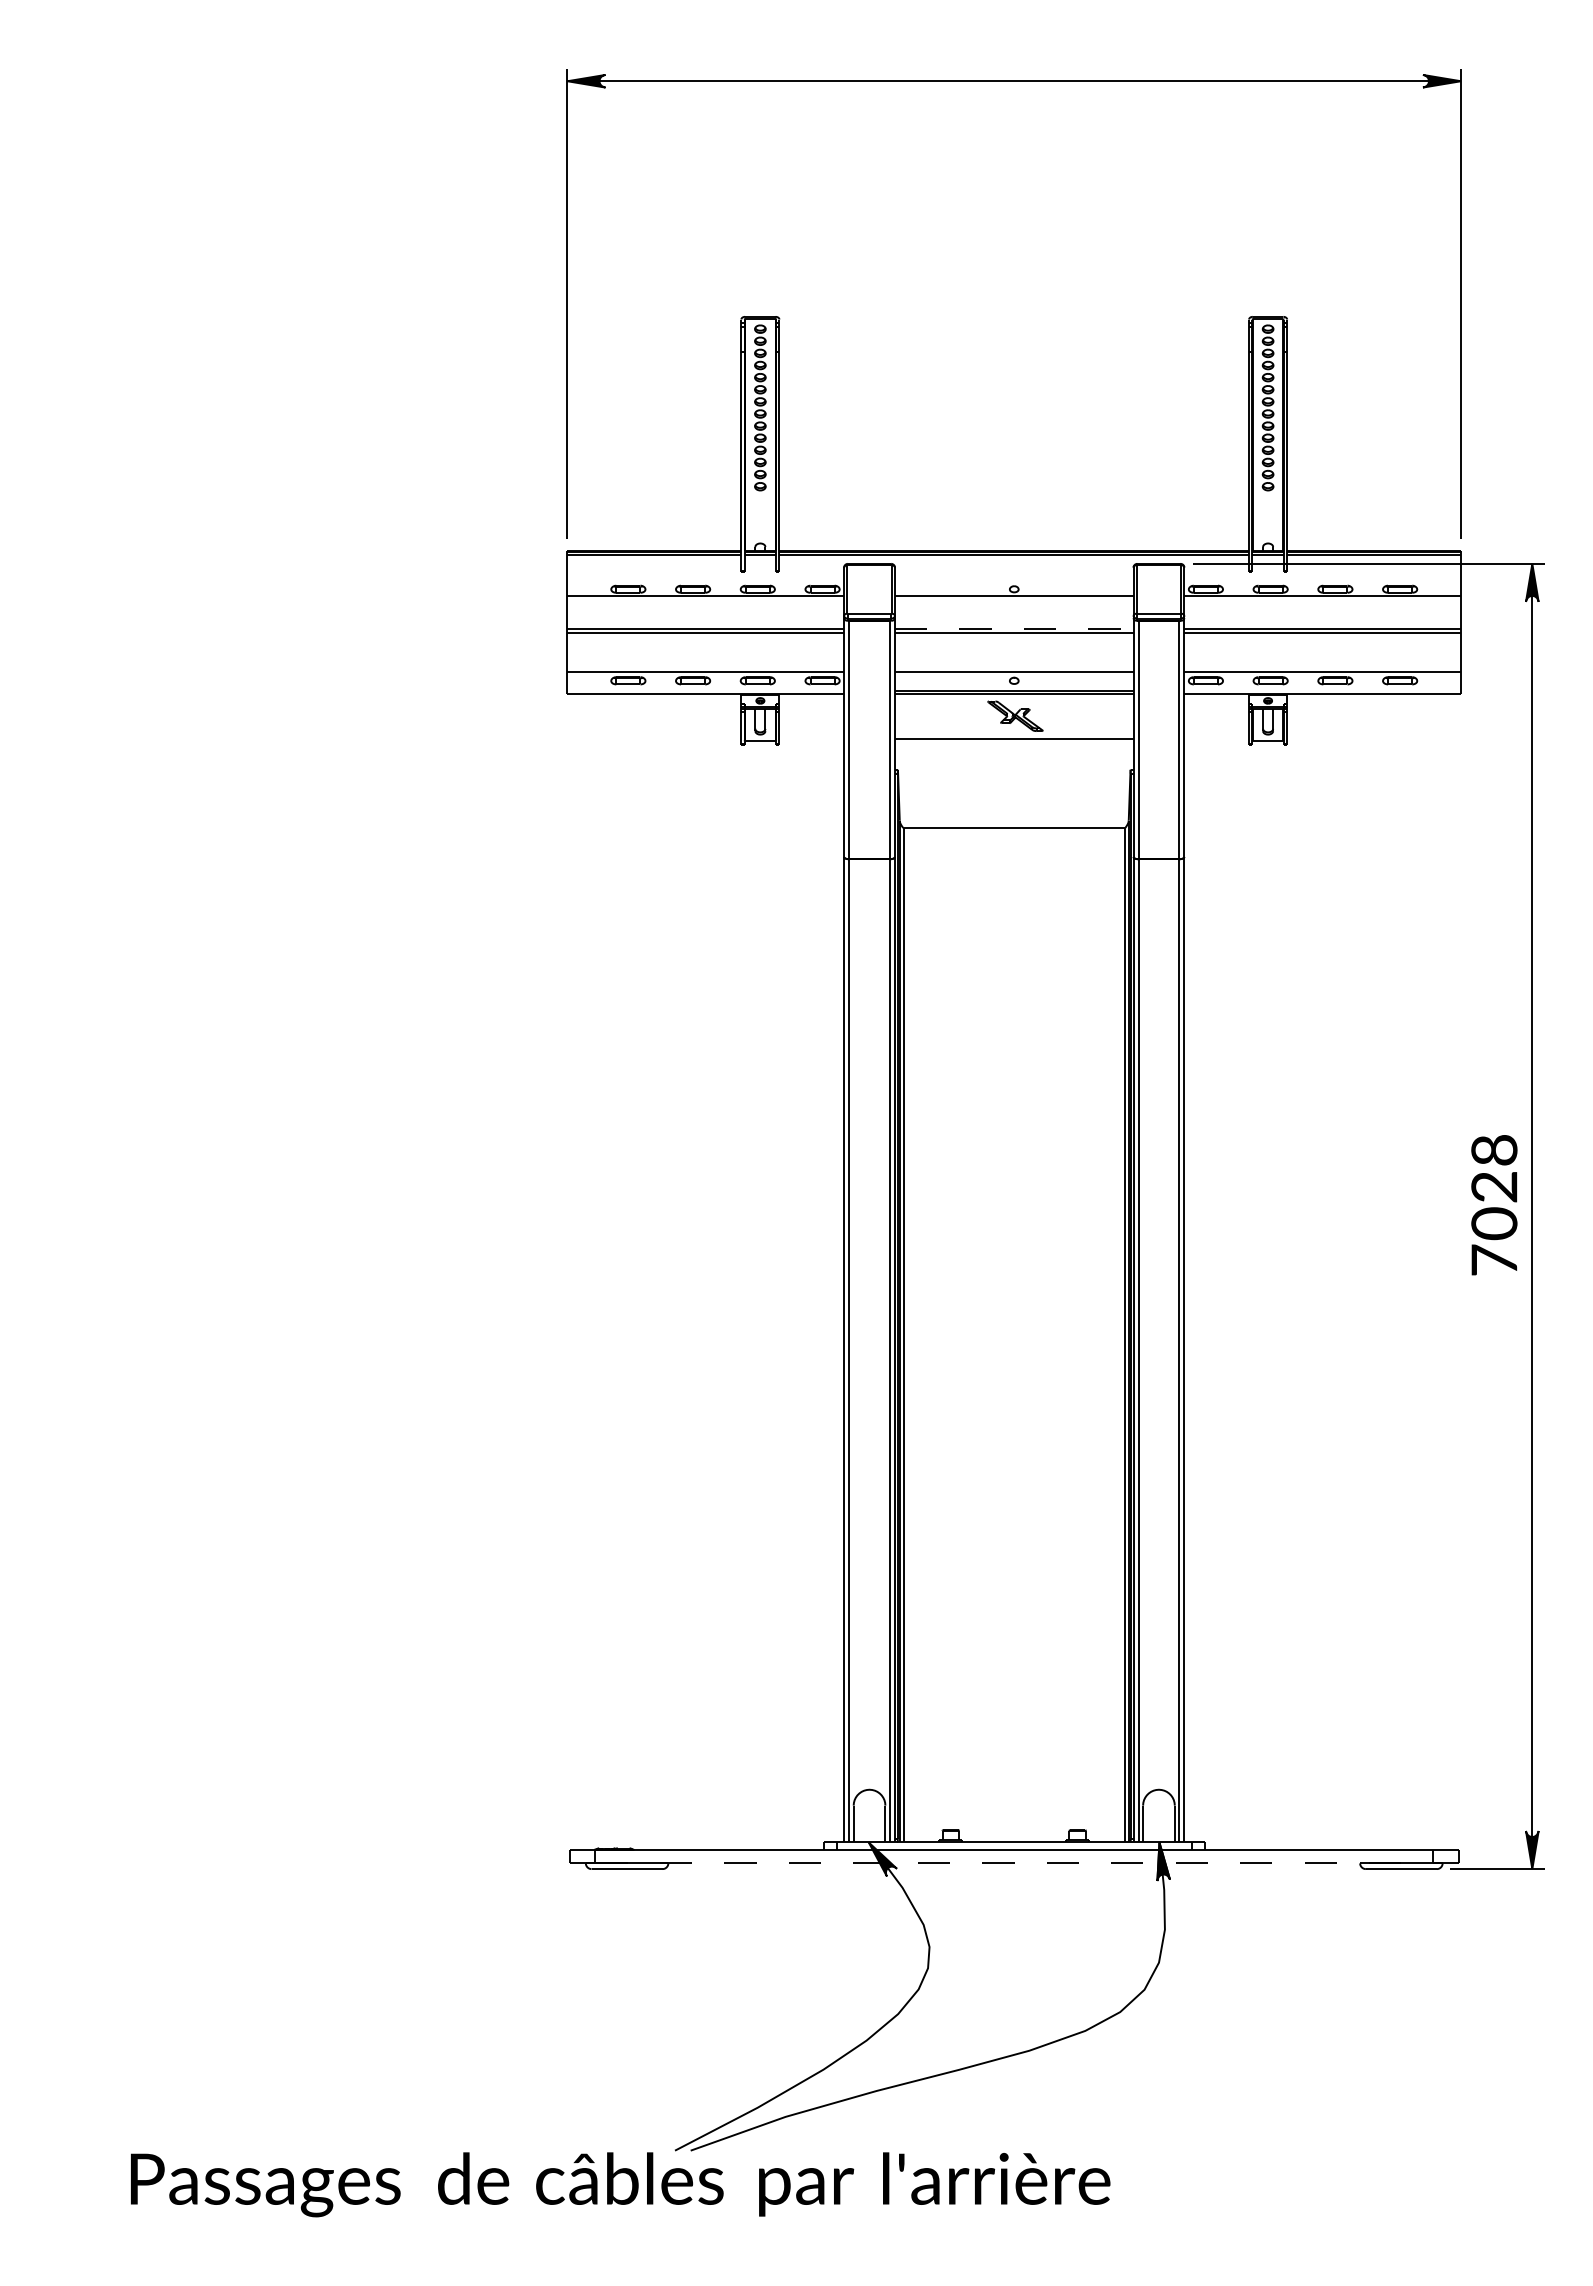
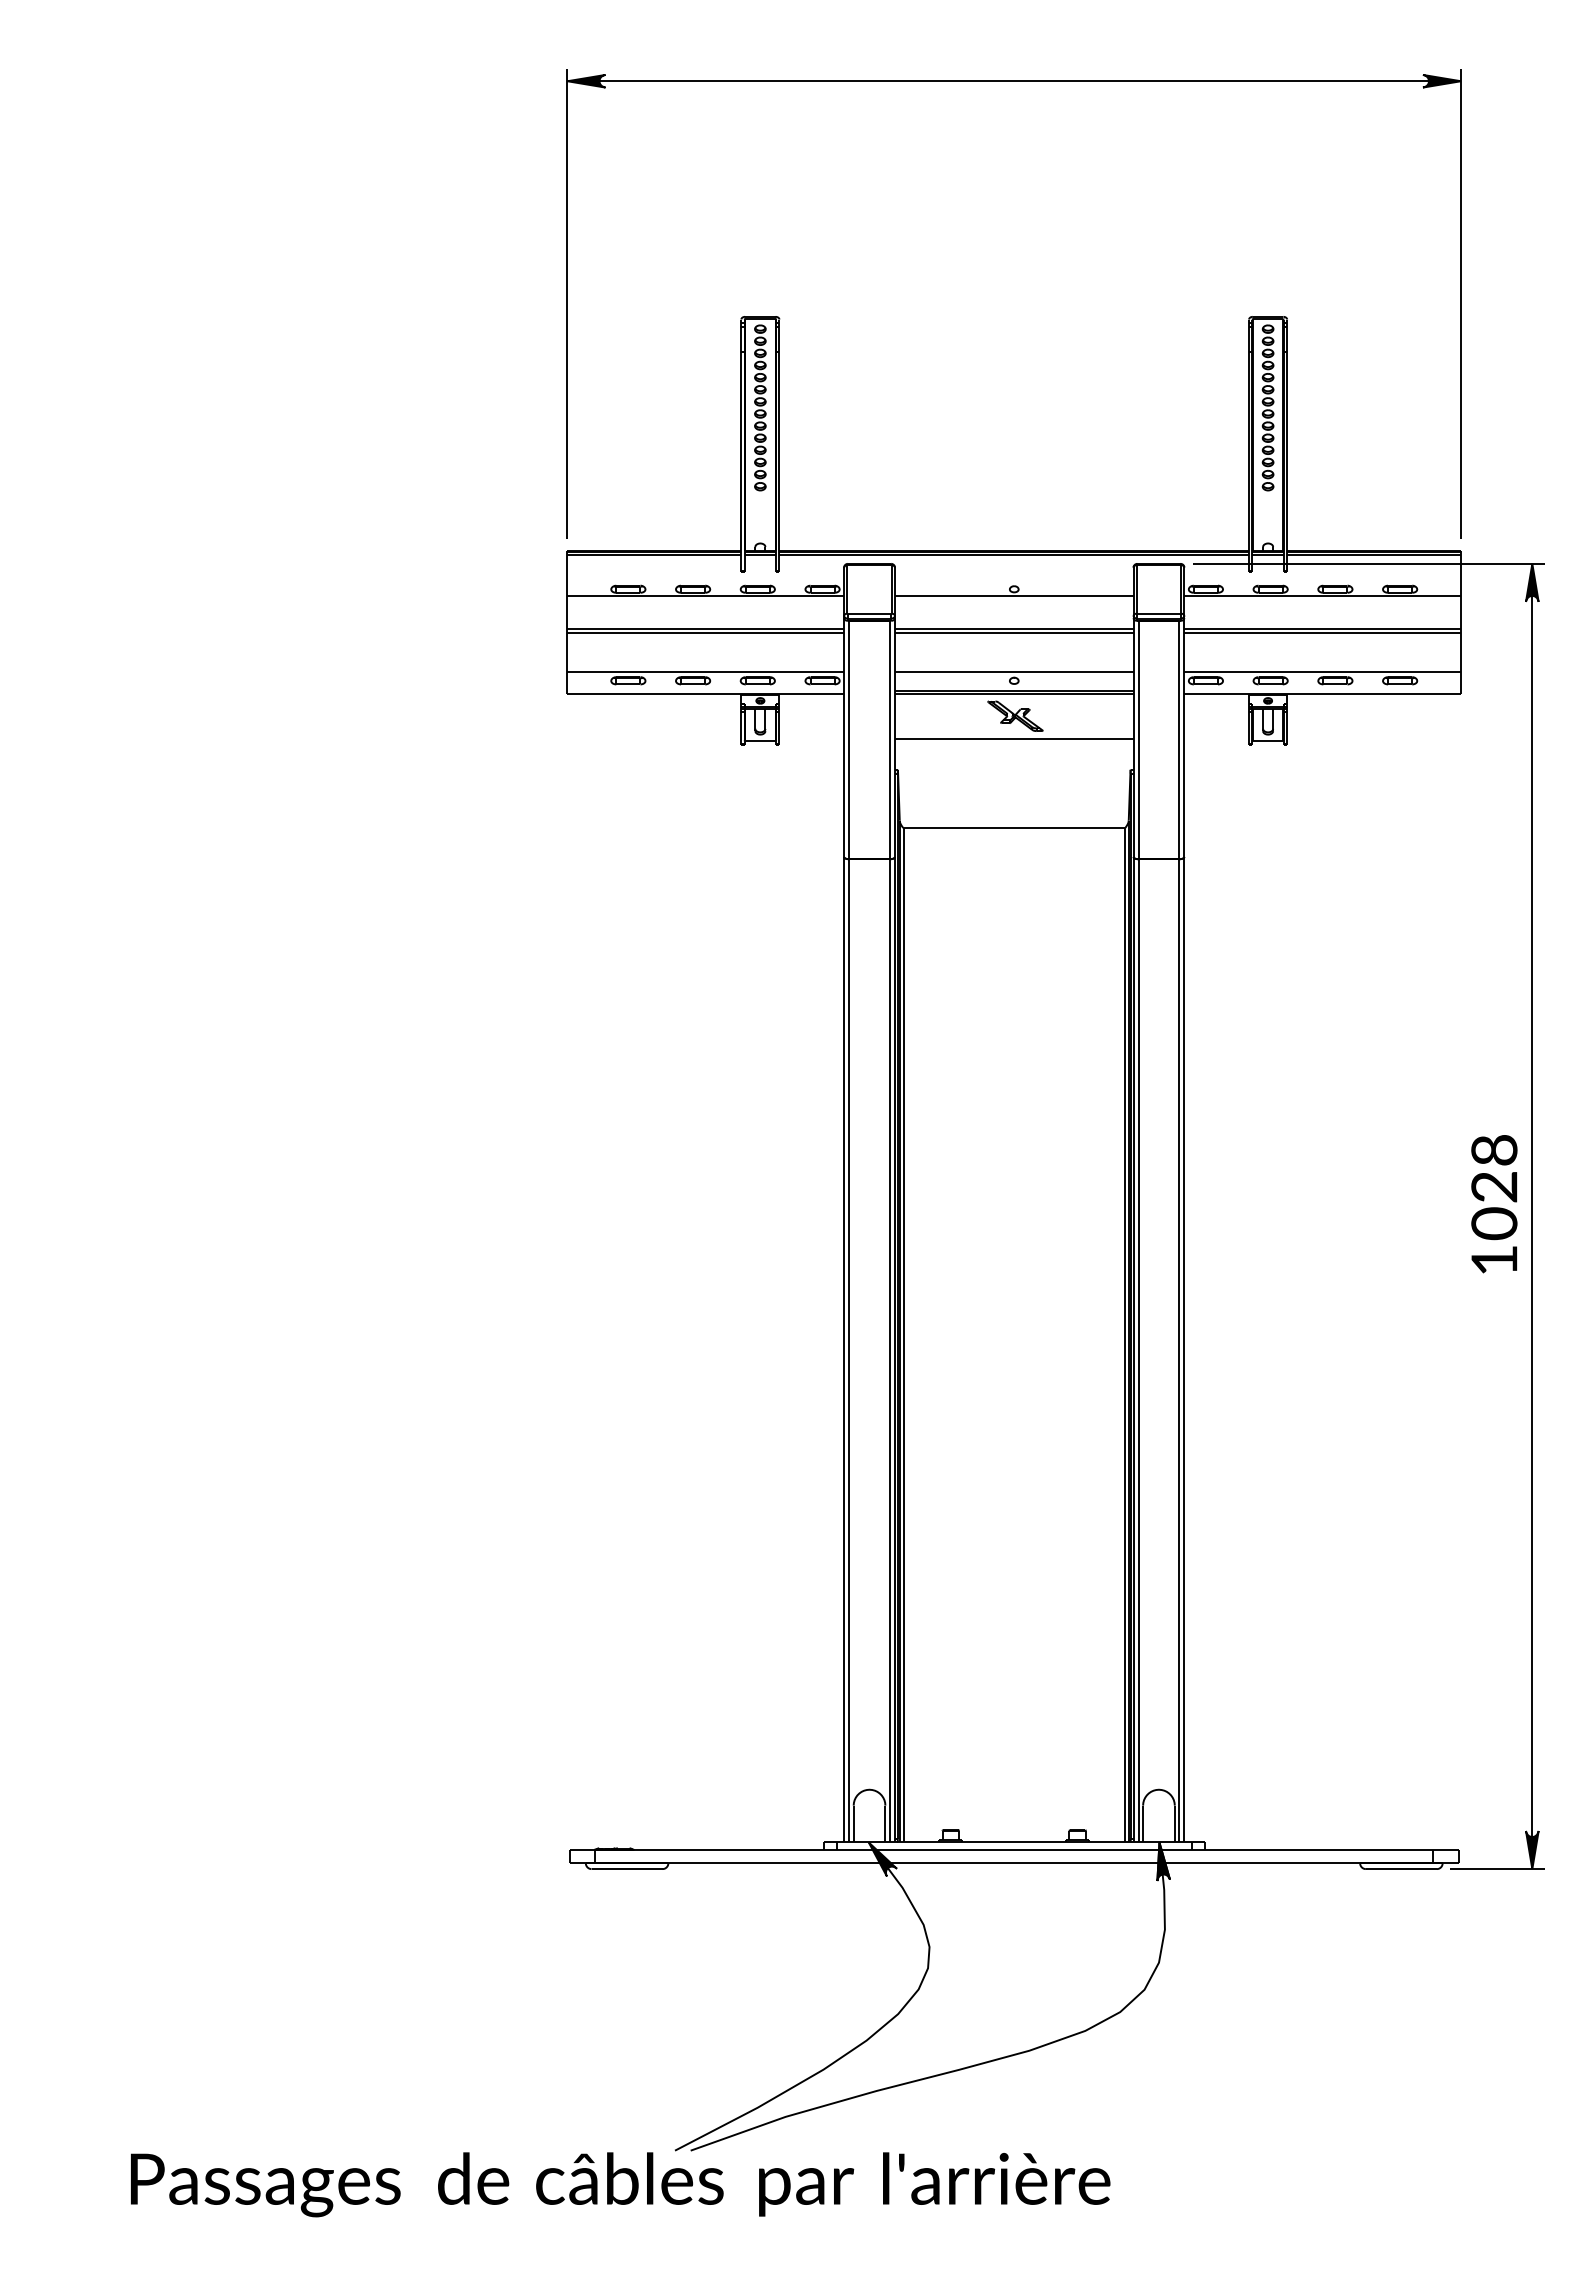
line: dashed -> solid (1014, 628)
text: 7028 -> 1028 (1494, 1259)
line: dashed -> solid (1014, 1862)
